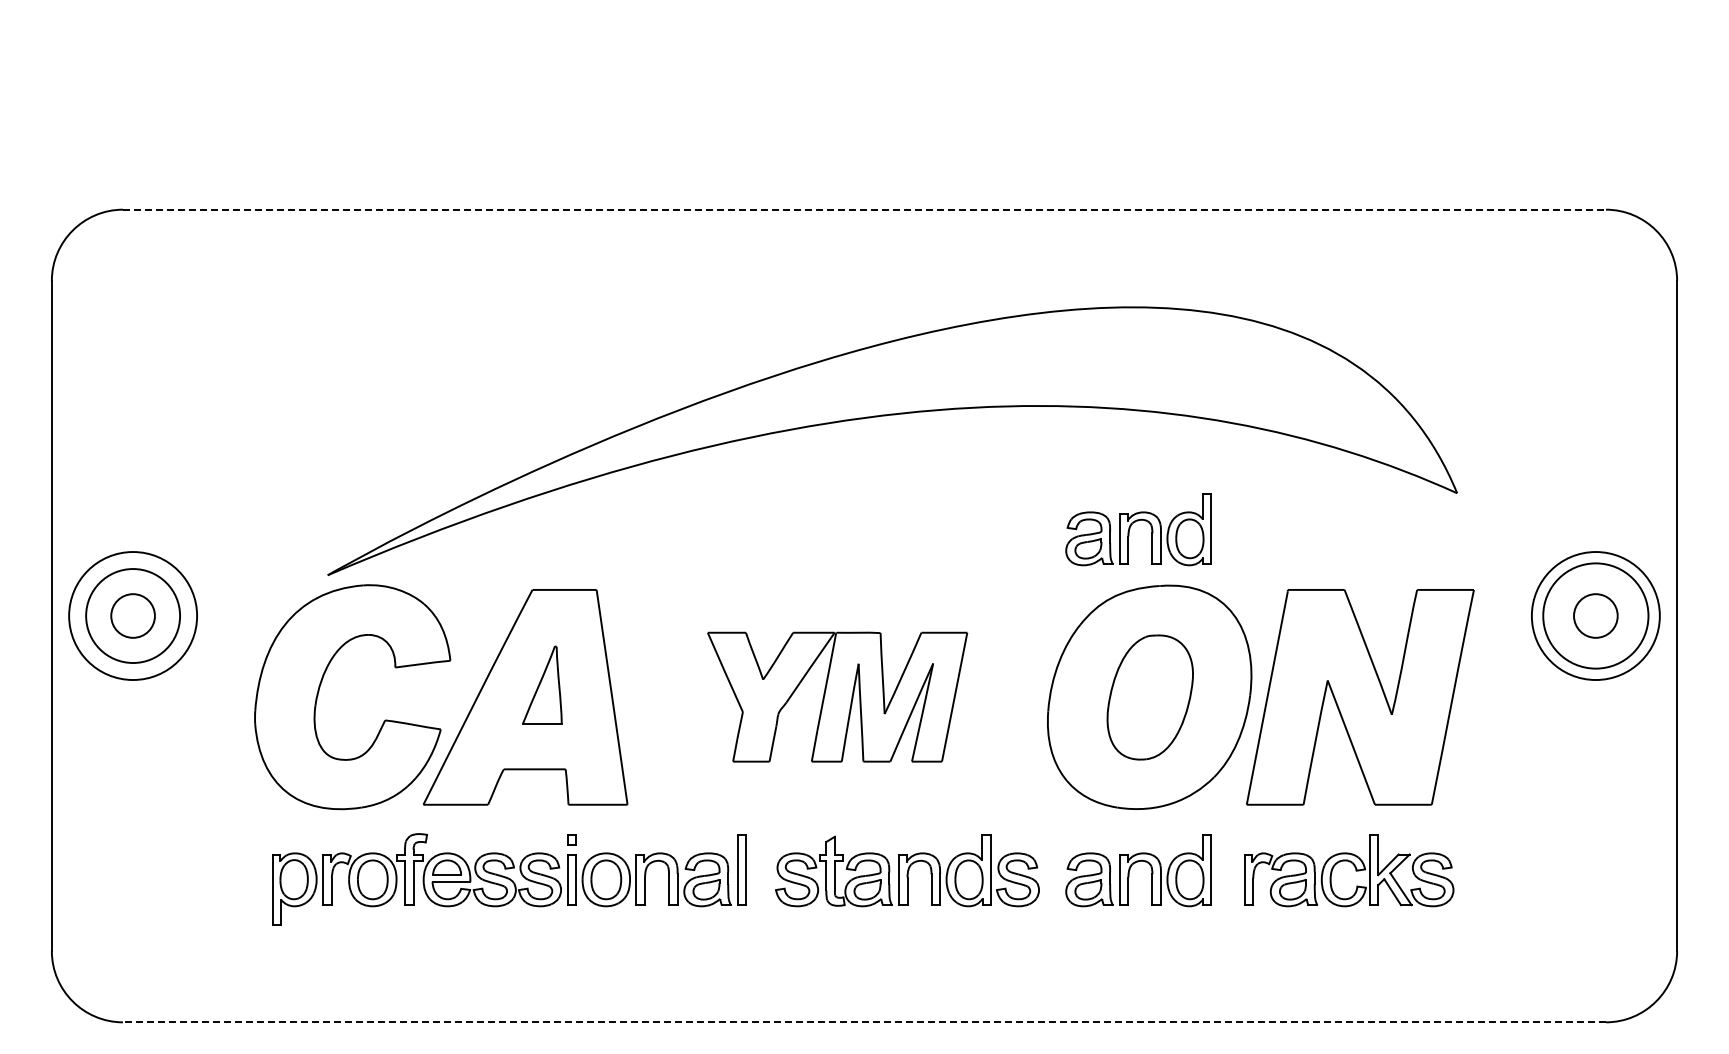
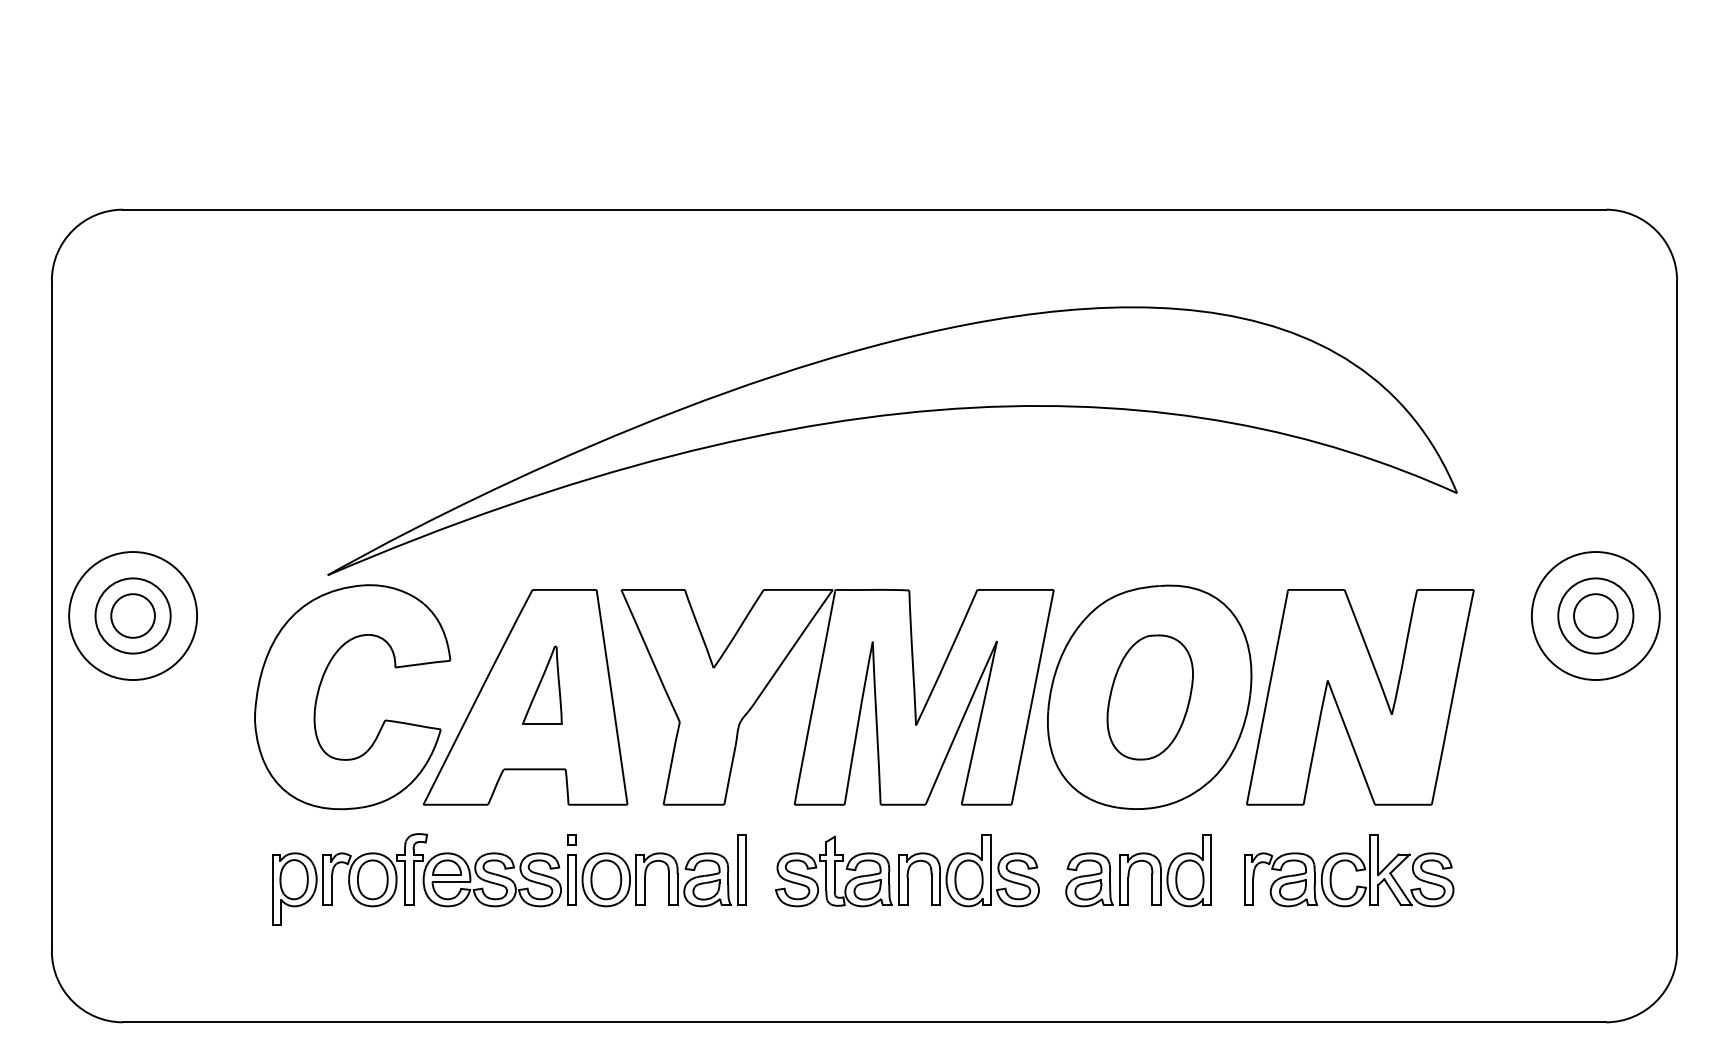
line: dashed -> solid (864, 209)
part: present -> none (1135, 522)
circle diameter: 94 px -> 75 px (132, 615)
circle diameter: 105 px -> 75 px (1595, 615)
part size: 262x132 px -> 435x218 px (837, 696)
line: dashed -> solid (864, 1022)
